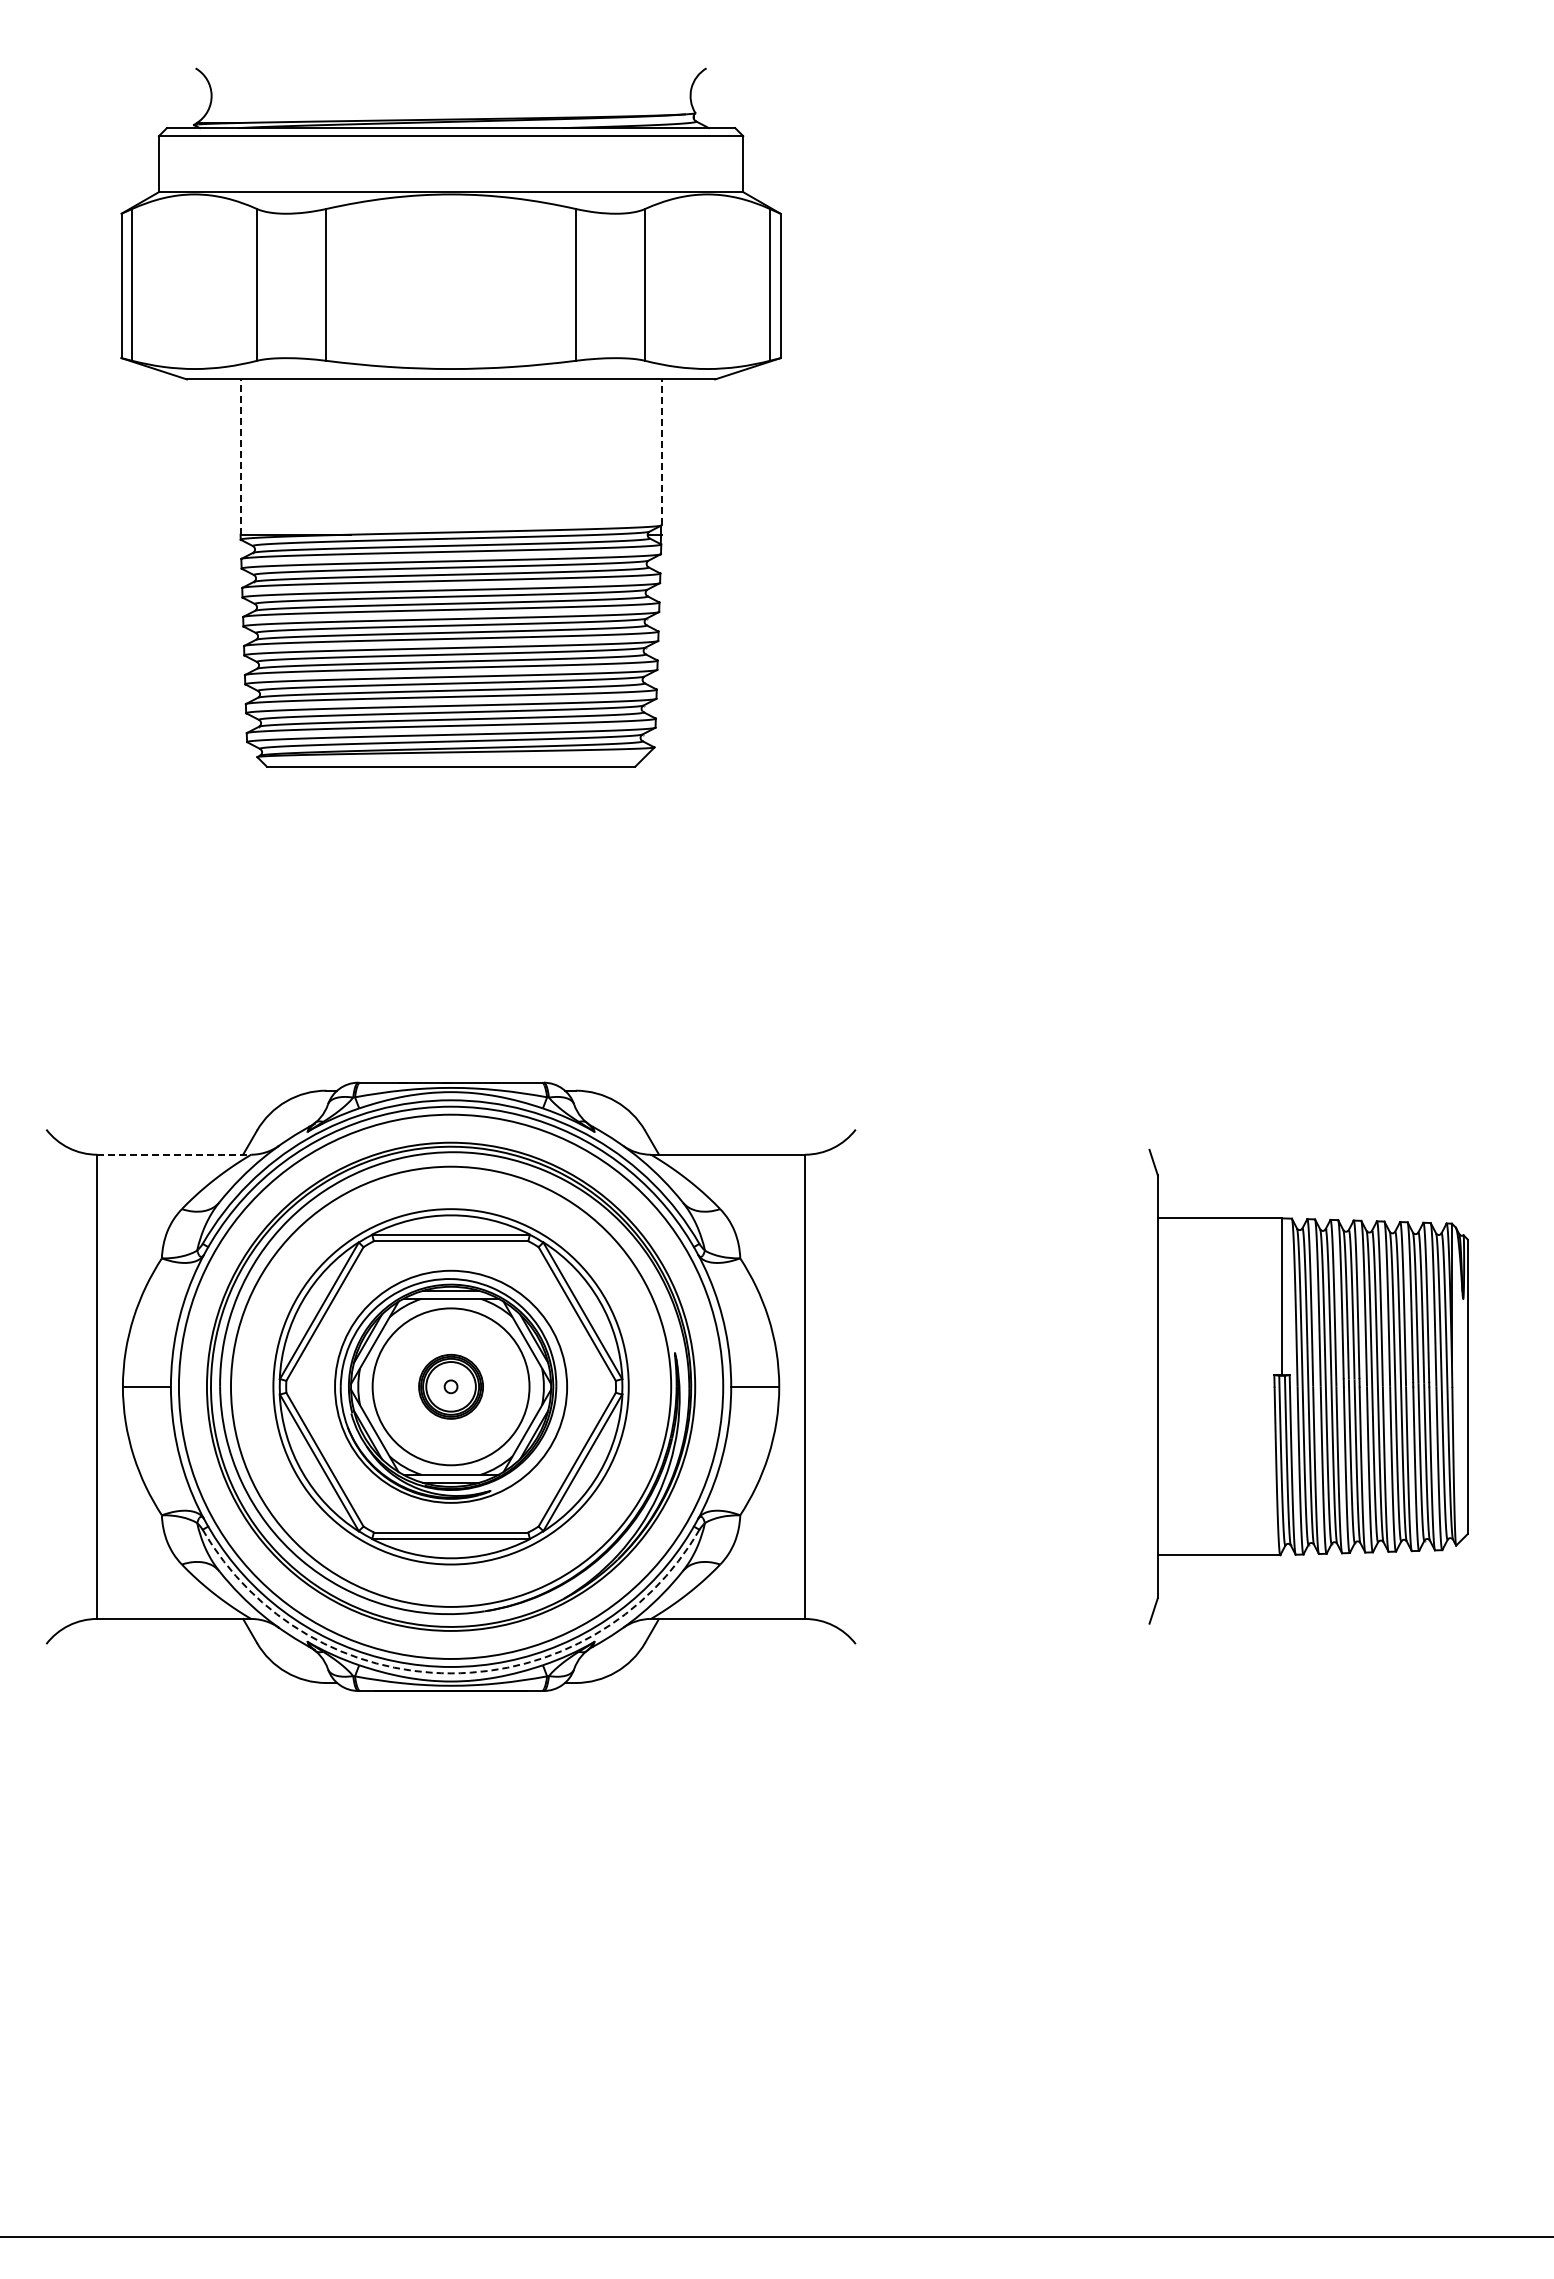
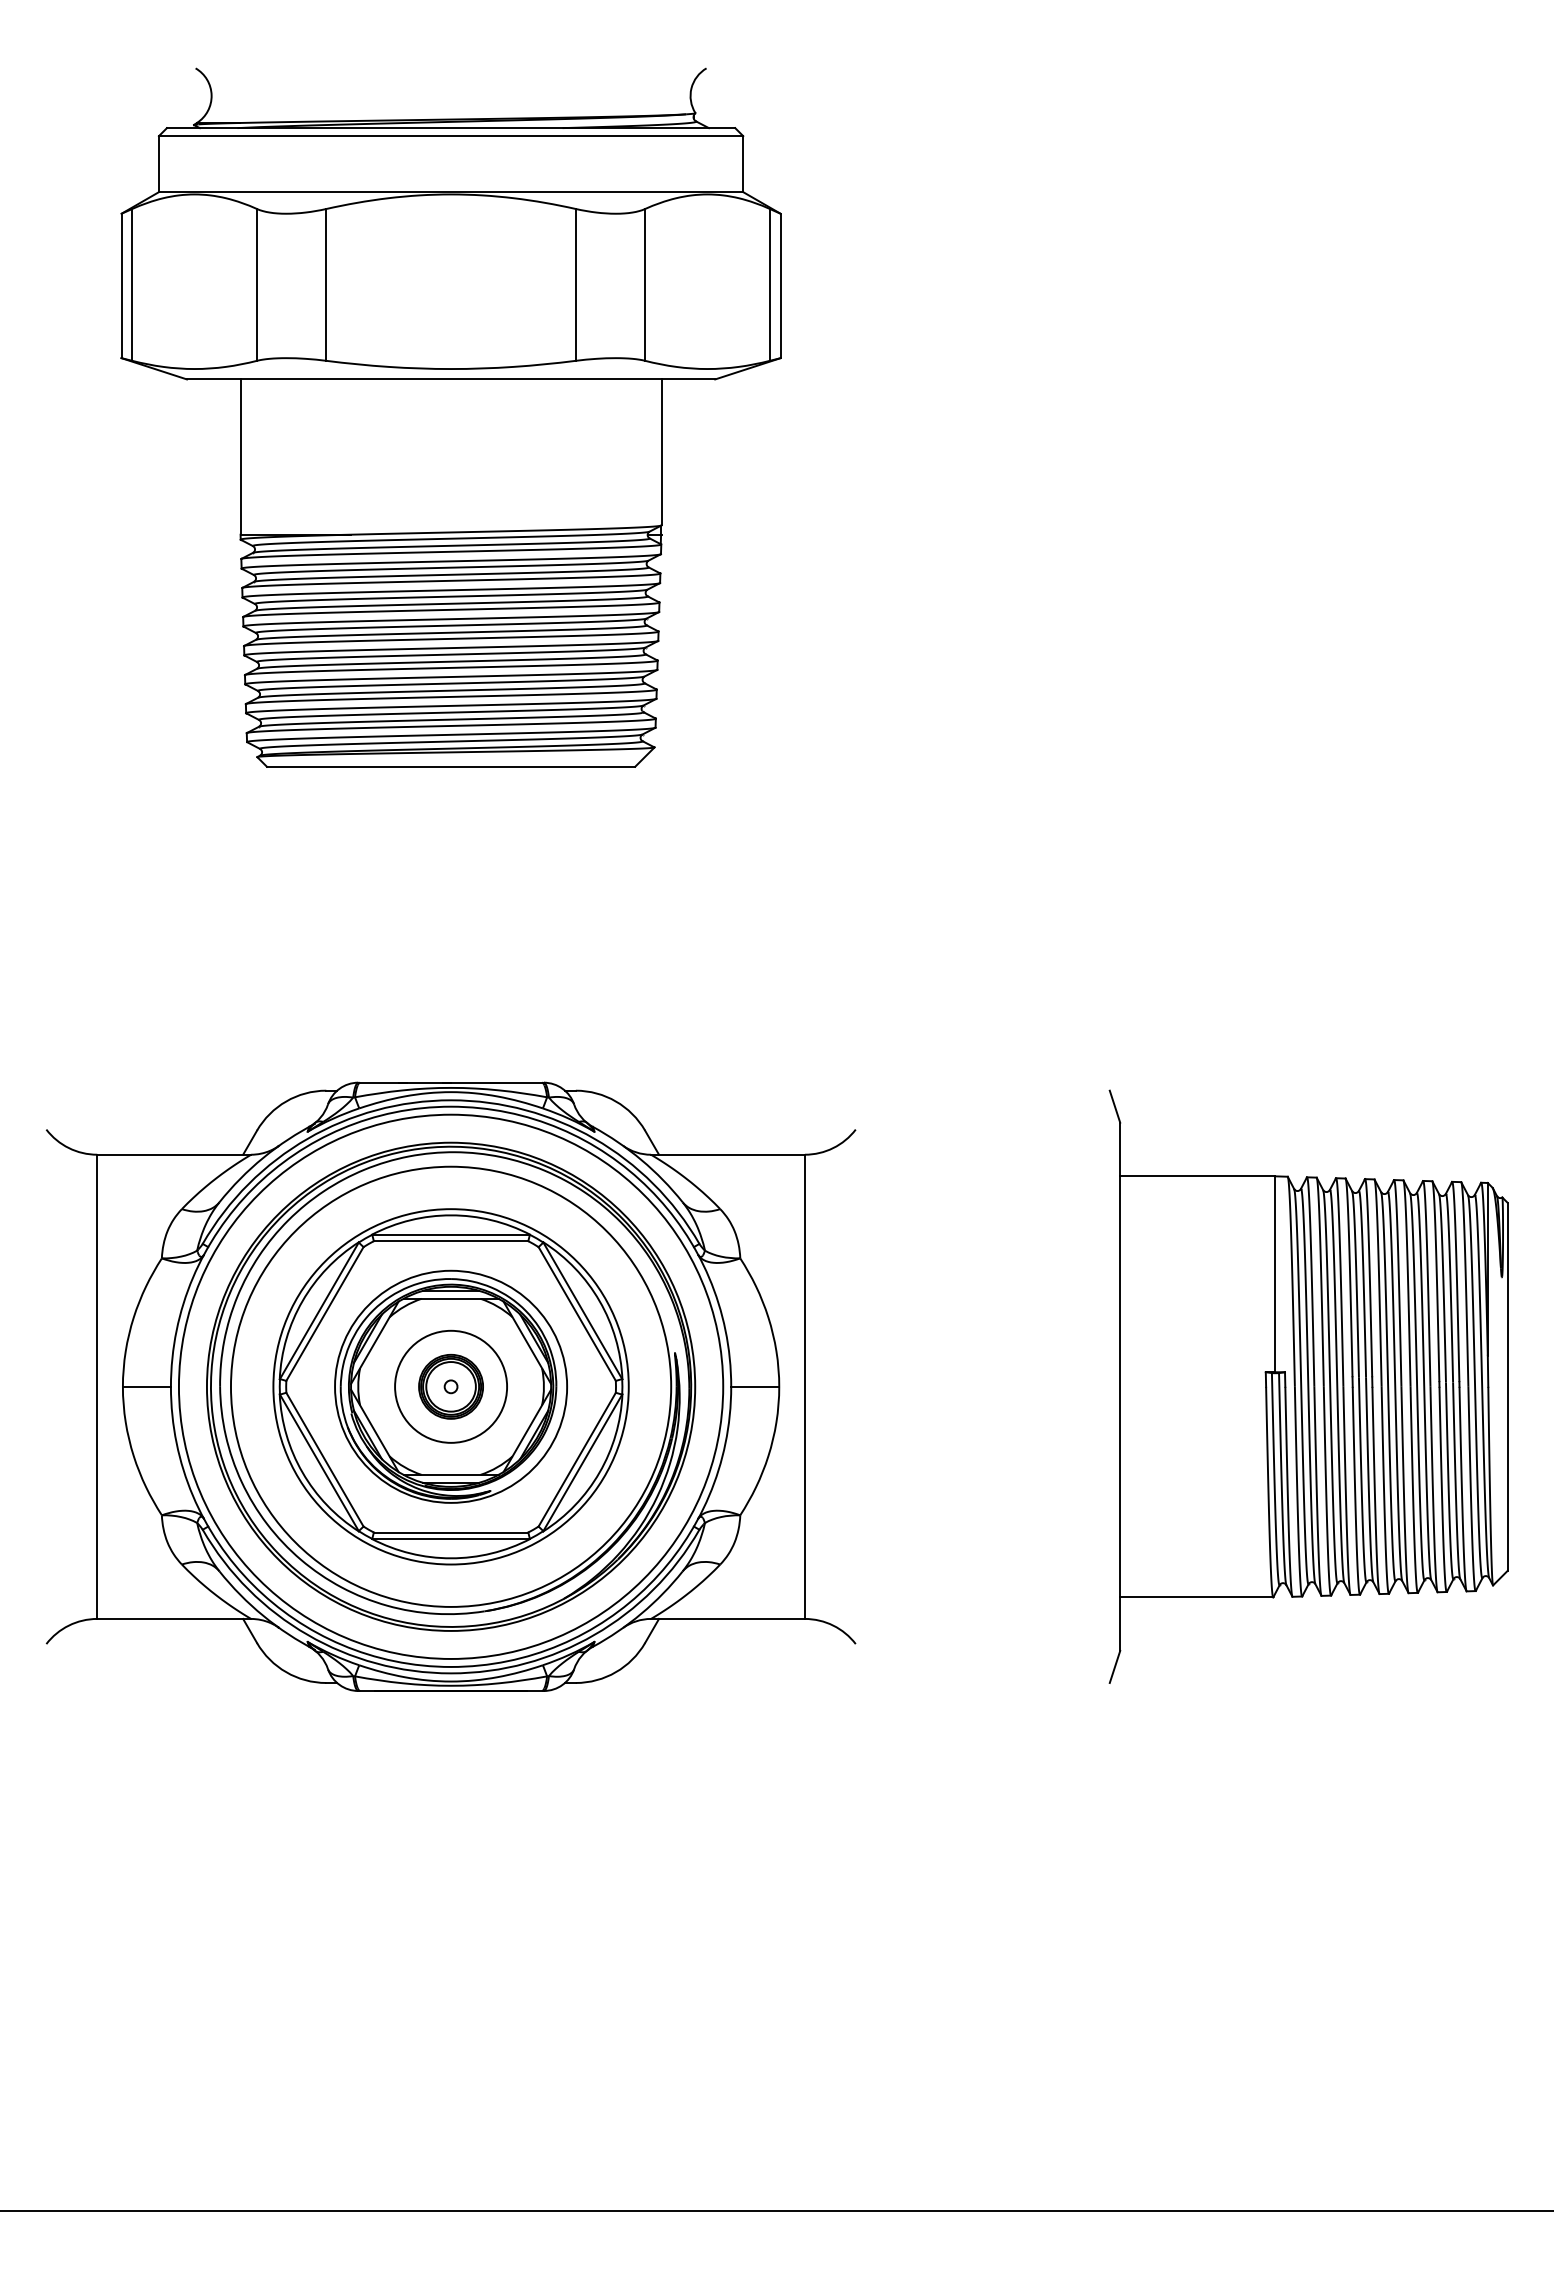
line: dashed -> solid (661, 452)
line: dashed -> solid (240, 457)
line: dashed -> solid (174, 1154)
circle diameter: 157 px -> 112 px (451, 1386)
part size: 321x477 px -> 401x595 px (1308, 1386)
arc: dashed -> solid (451, 1673)
line position: (776, 2236) -> (776, 2210) (776, 2210)
